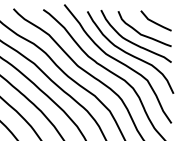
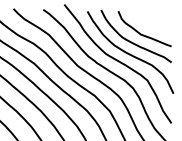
line: present -> none (154, 21)
